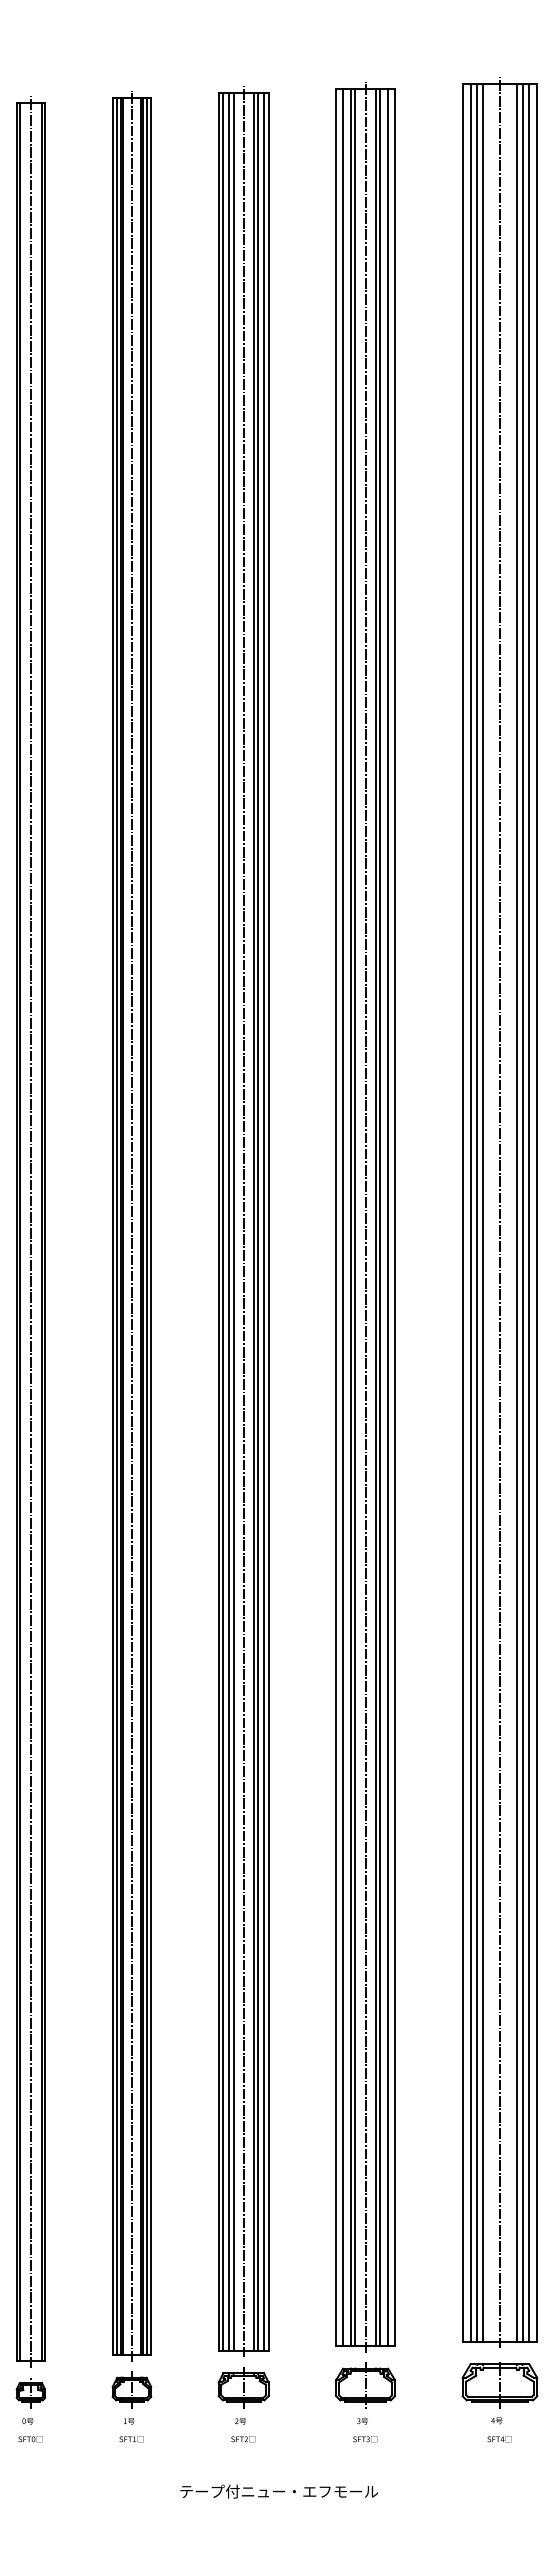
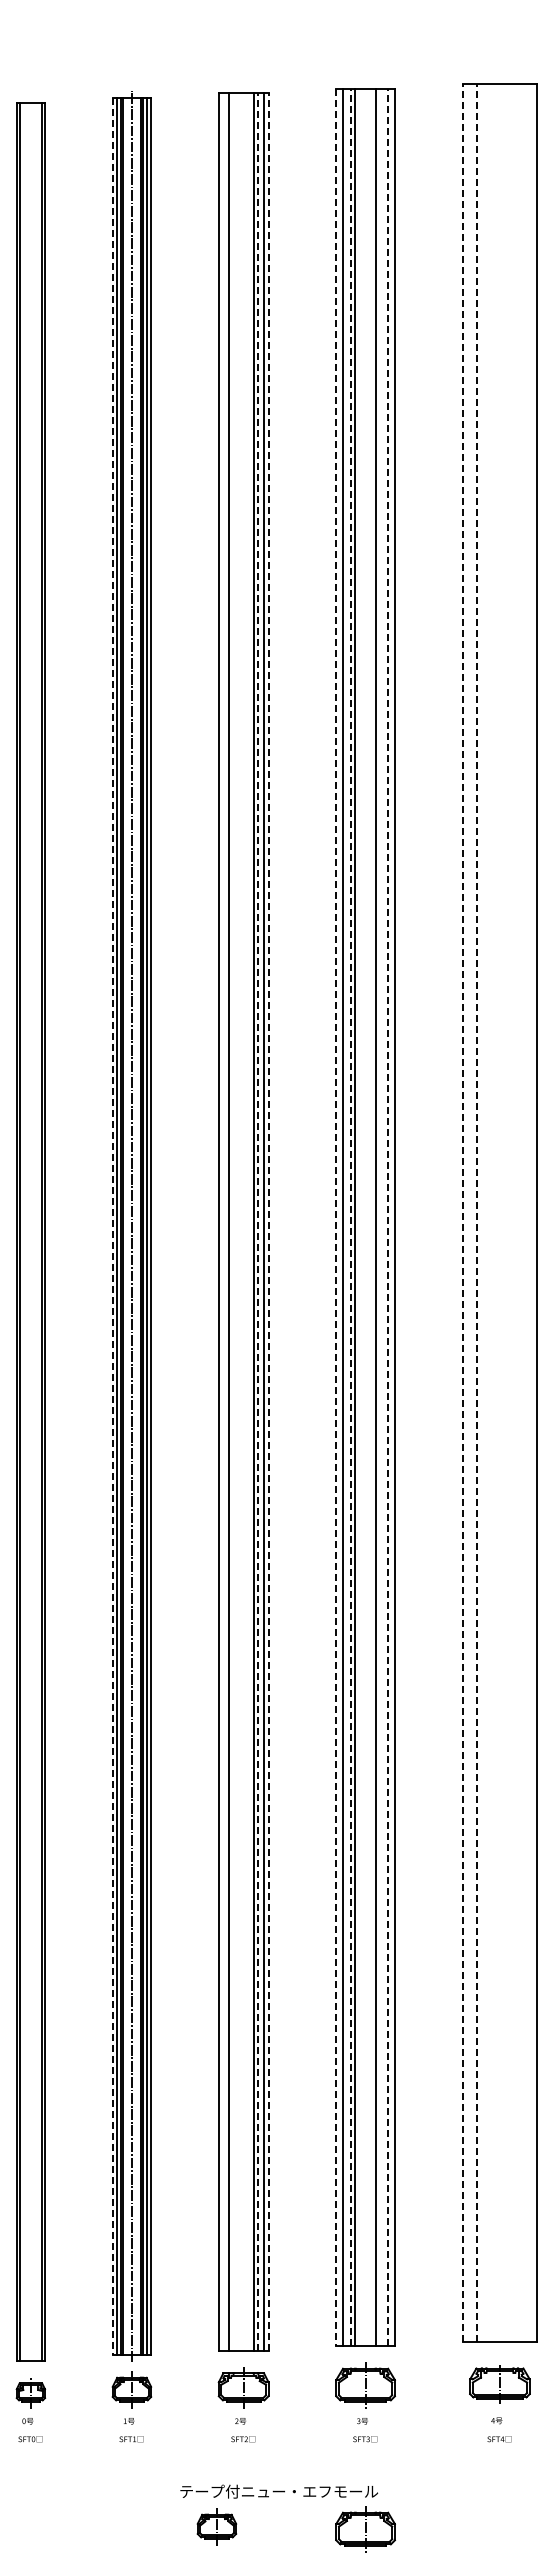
line: solid -> dashed (462, 1212)
line: present -> none (470, 1212)
line: solid -> dashed (477, 1212)
line: present -> none (483, 1212)
line: present -> none (499, 1212)
line: present -> none (516, 1212)
line: present -> none (522, 1212)
line: present -> none (529, 1212)
line: present -> none (365, 1216)
line: solid -> dashed (336, 1217)
line: solid -> dashed (350, 1217)
line: present -> none (380, 1217)
line: solid -> dashed (388, 1217)
line: present -> none (223, 1221)
line: present -> none (233, 1221)
line: present -> none (243, 1221)
line: solid -> dashed (258, 1221)
line: solid -> dashed (268, 1221)
line: solid -> dashed (112, 1226)
line: present -> none (30, 1231)
part size: 78x47 px -> 62x39 px (499, 2384)
part: none -> present (216, 2526)
part: none -> present (365, 2529)
